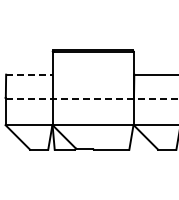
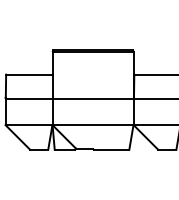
line: dashed -> solid (29, 74)
line: dashed -> solid (92, 99)
